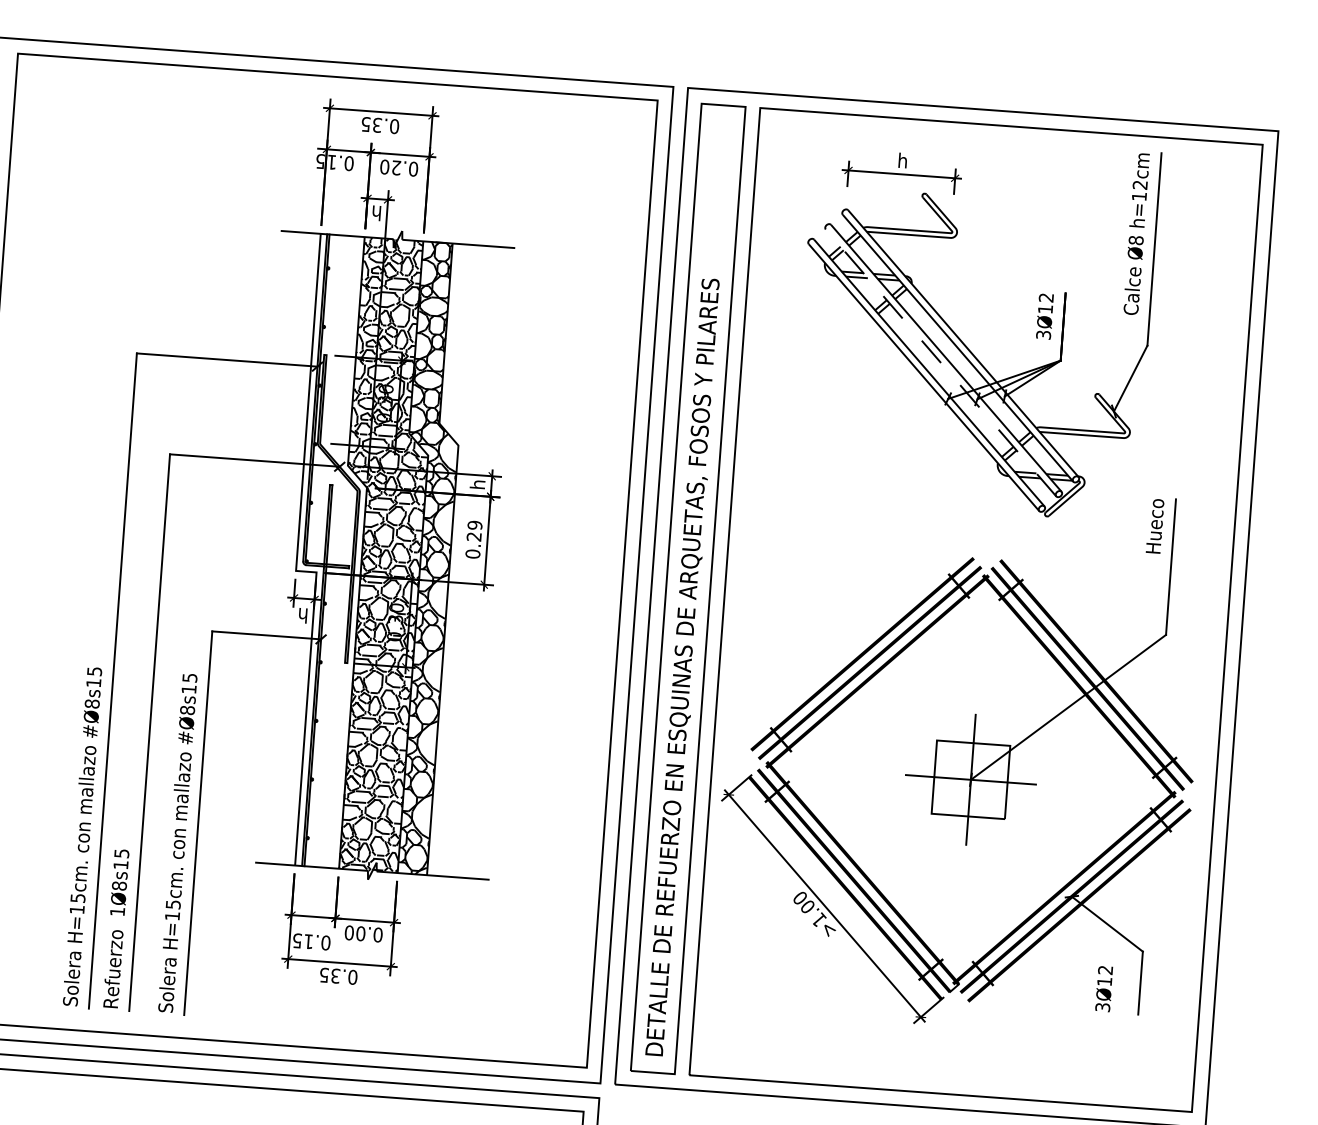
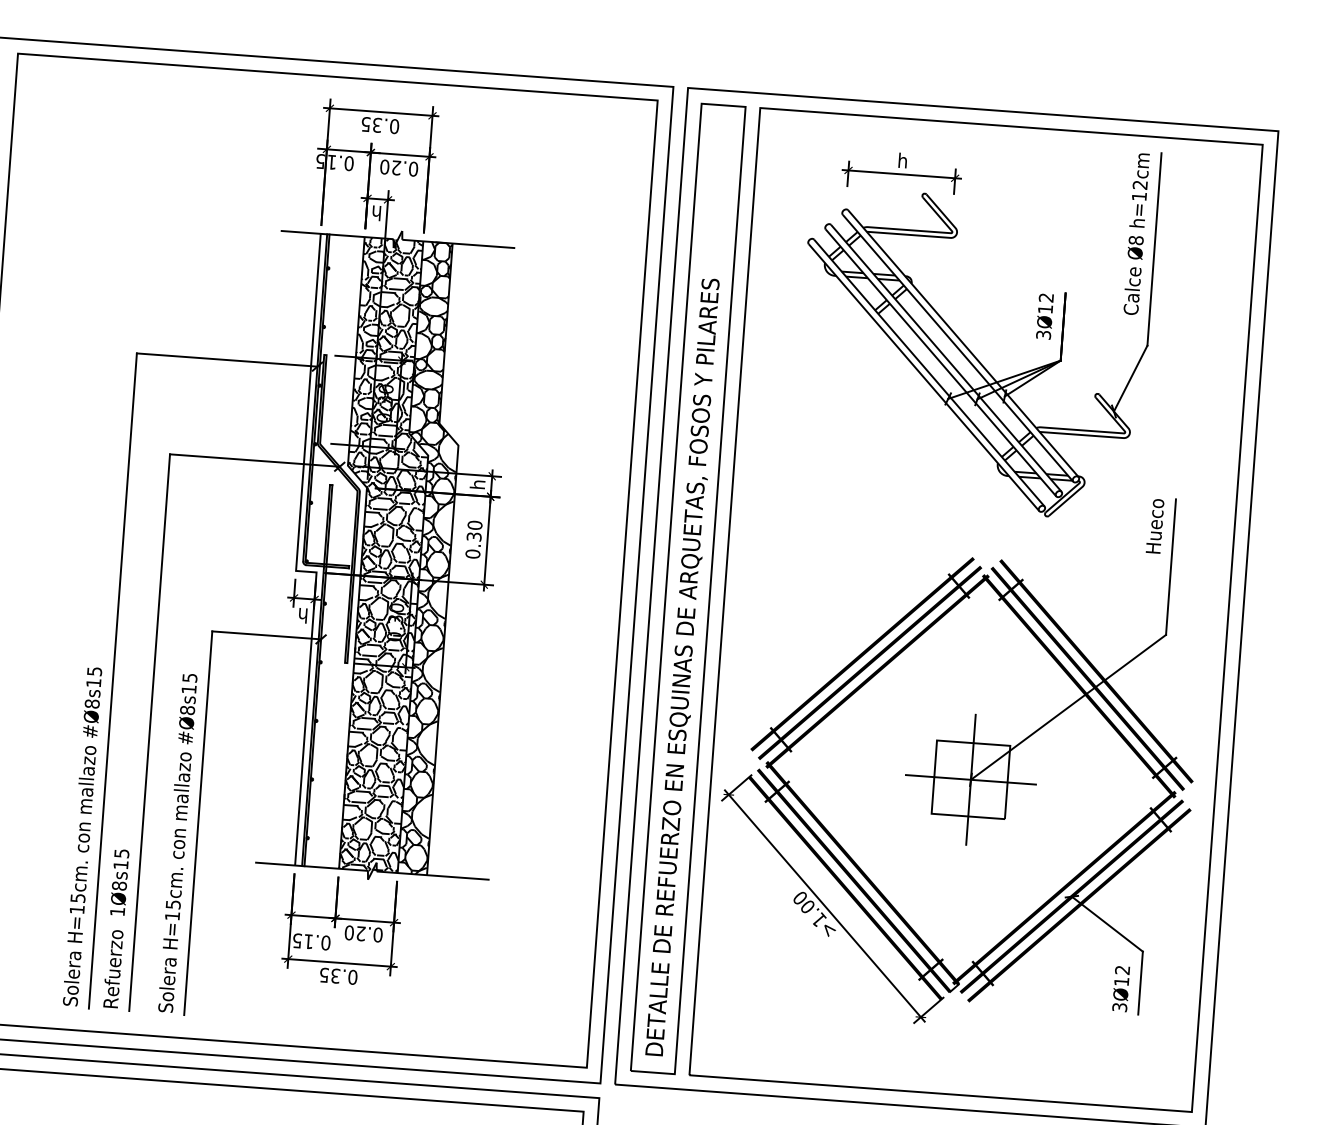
line: dashed -> solid (940, 362)
text: 0.29 -> 0.30 (474, 531)
text: 0.00 -> 0.20 (360, 933)
text position: (1104, 989) -> (1121, 989) (1121, 989)
